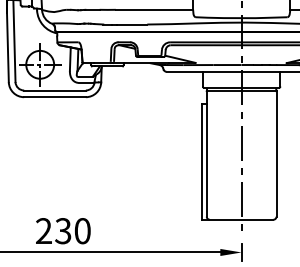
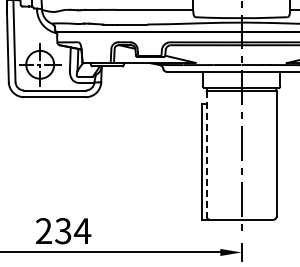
line: solid -> dashed (206, 153)
text: 230 -> 234 (82, 231)
